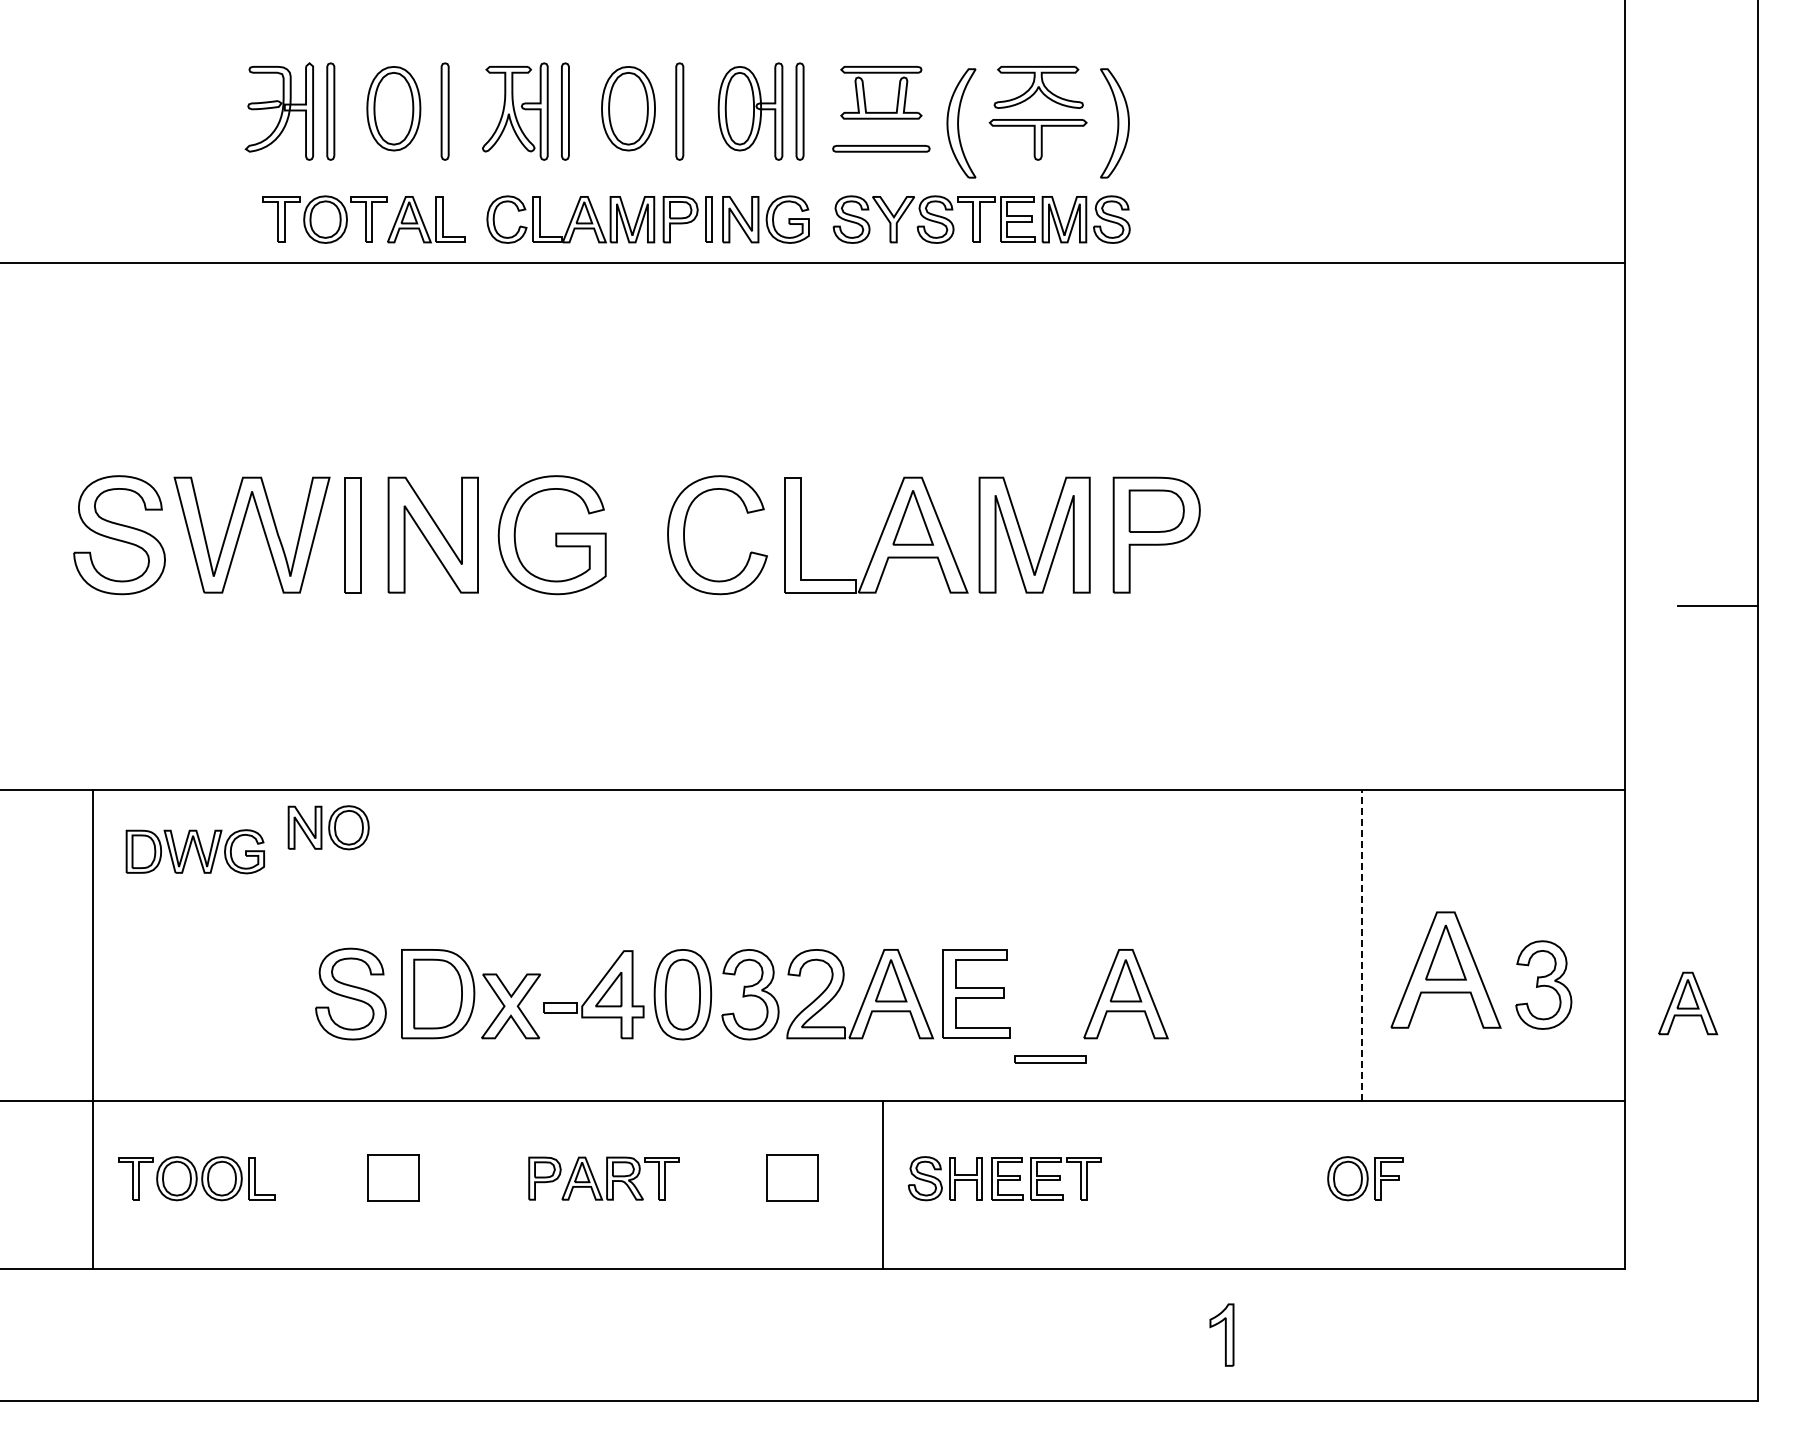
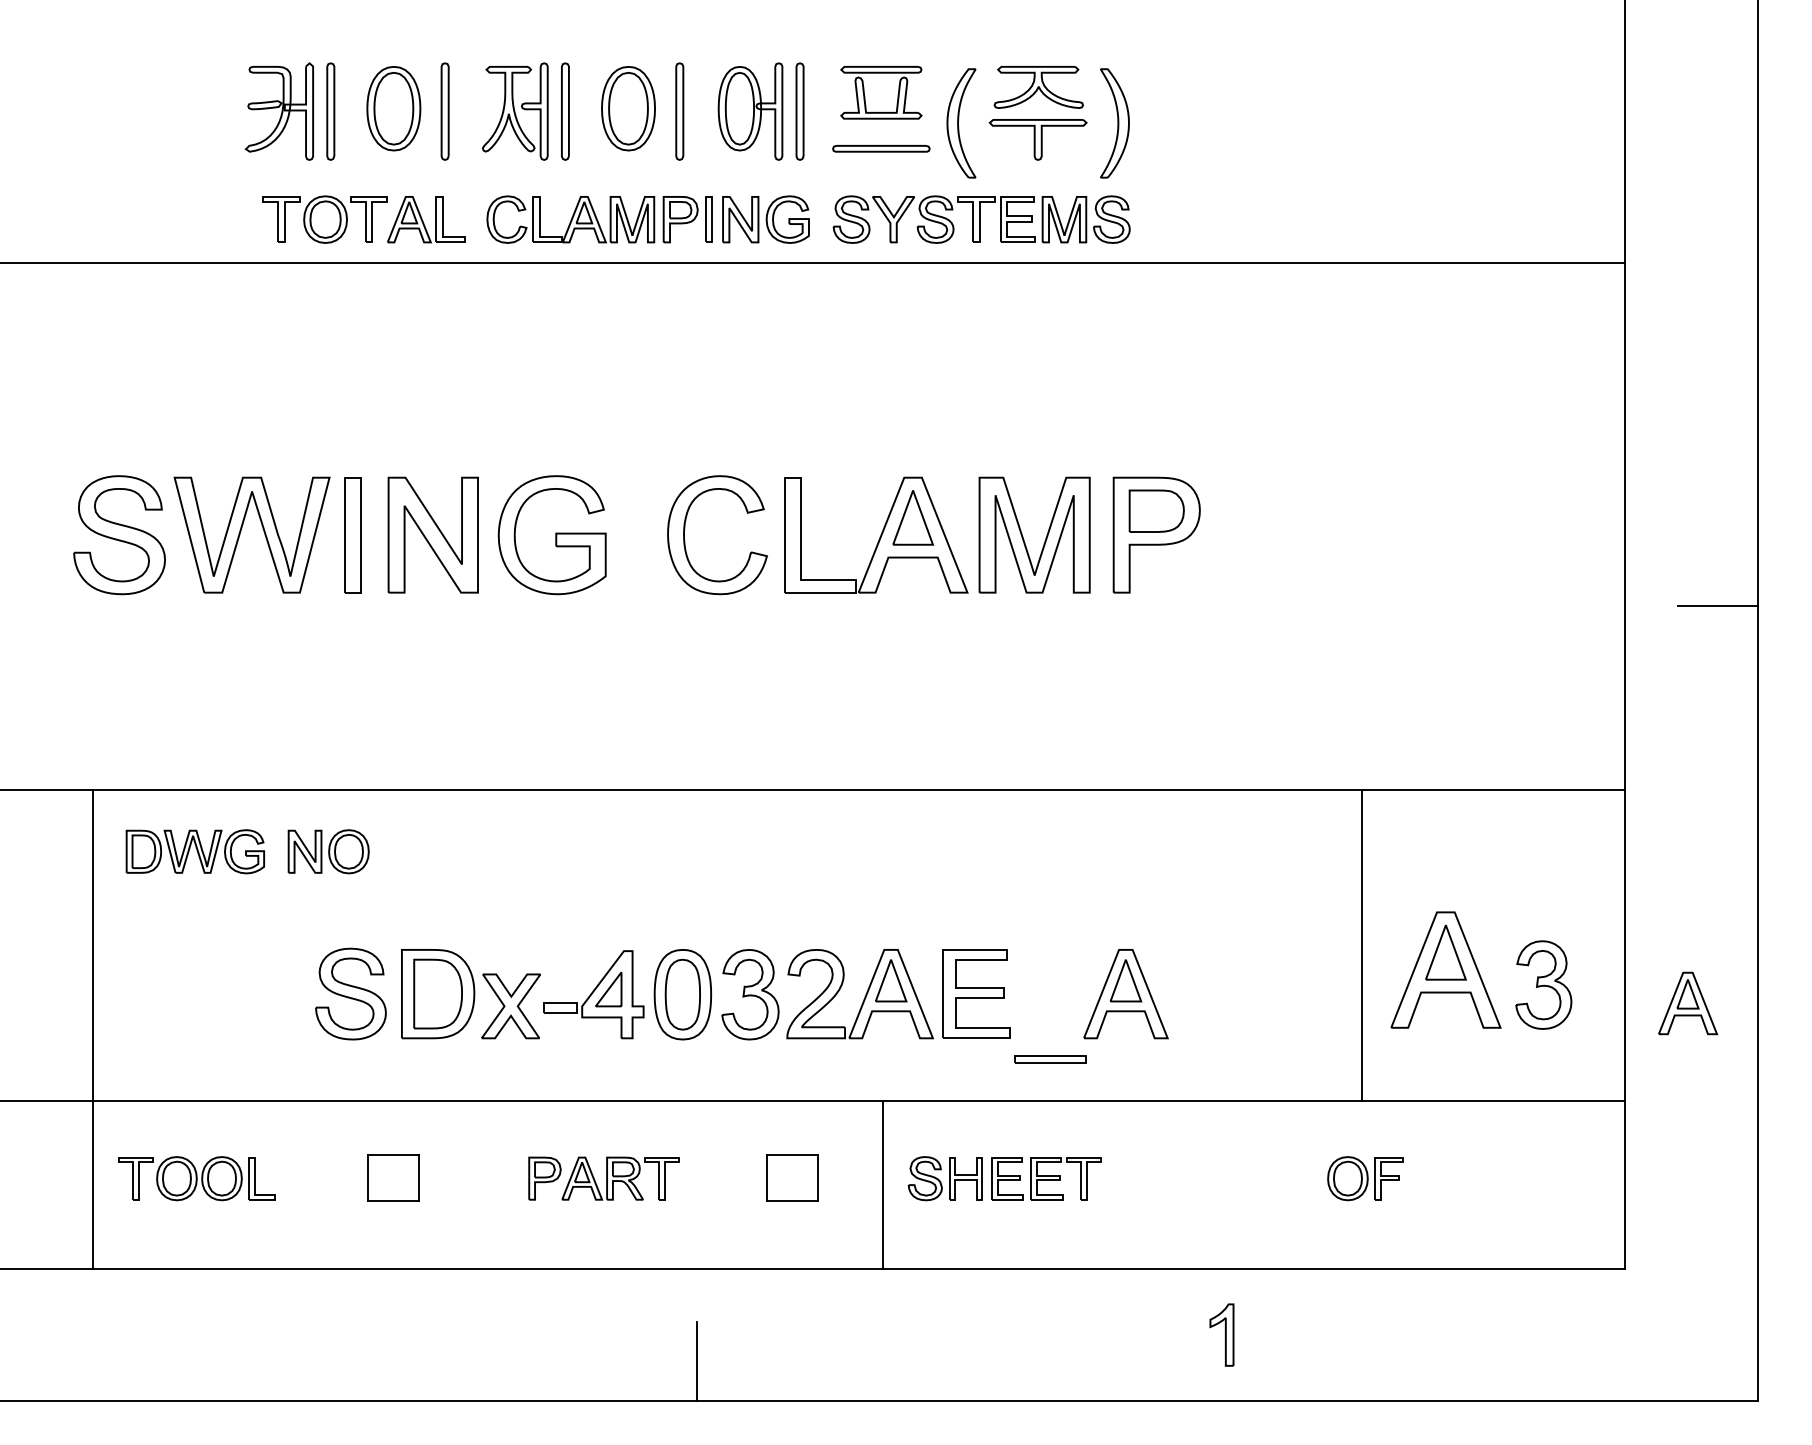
part position: (328, 827) -> (328, 851) (328, 851)
line: dashed -> solid (1361, 945)
line: none -> present (696, 1361)
